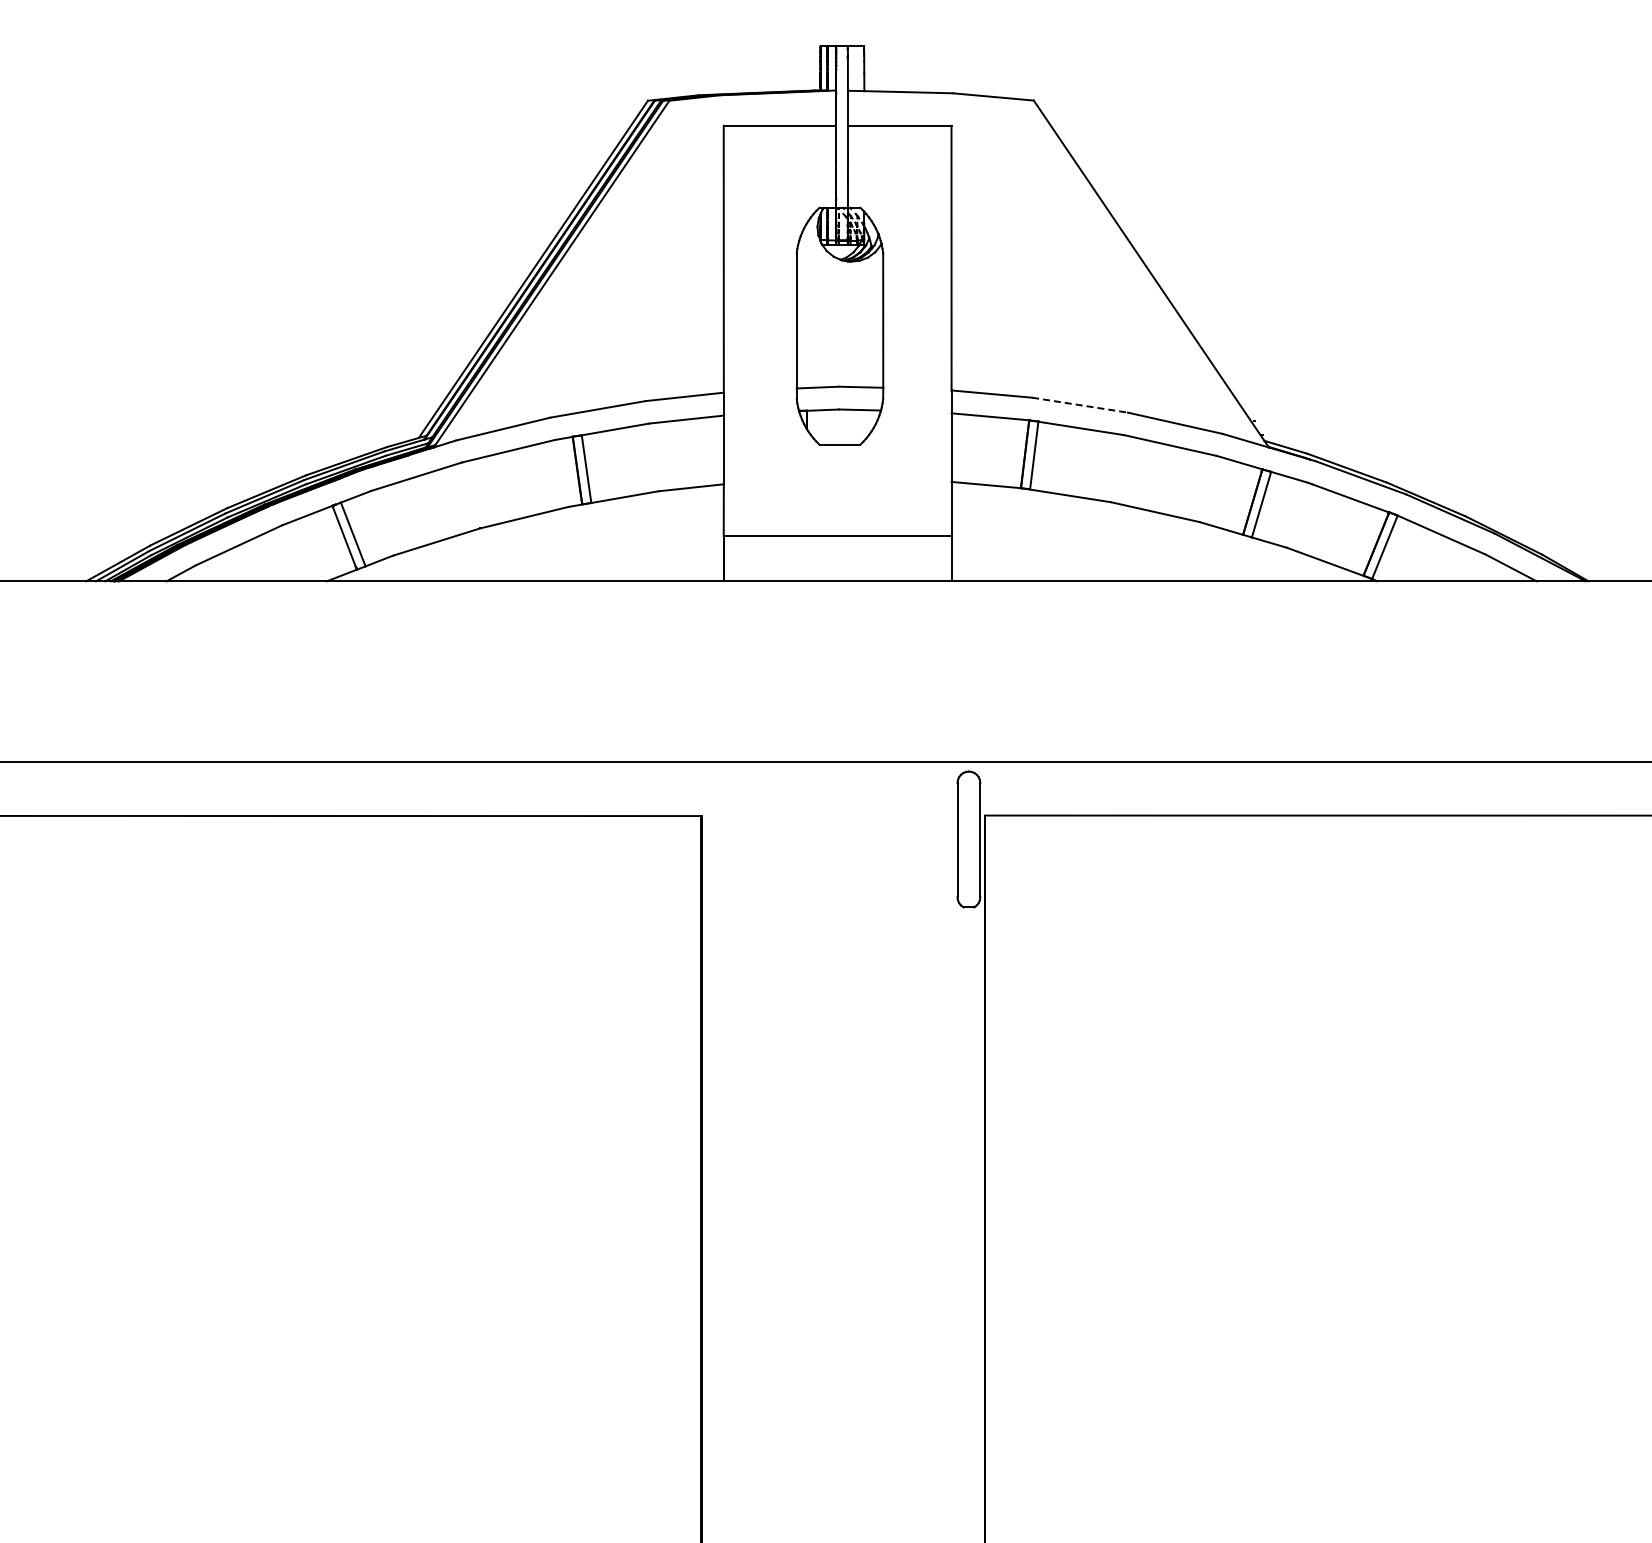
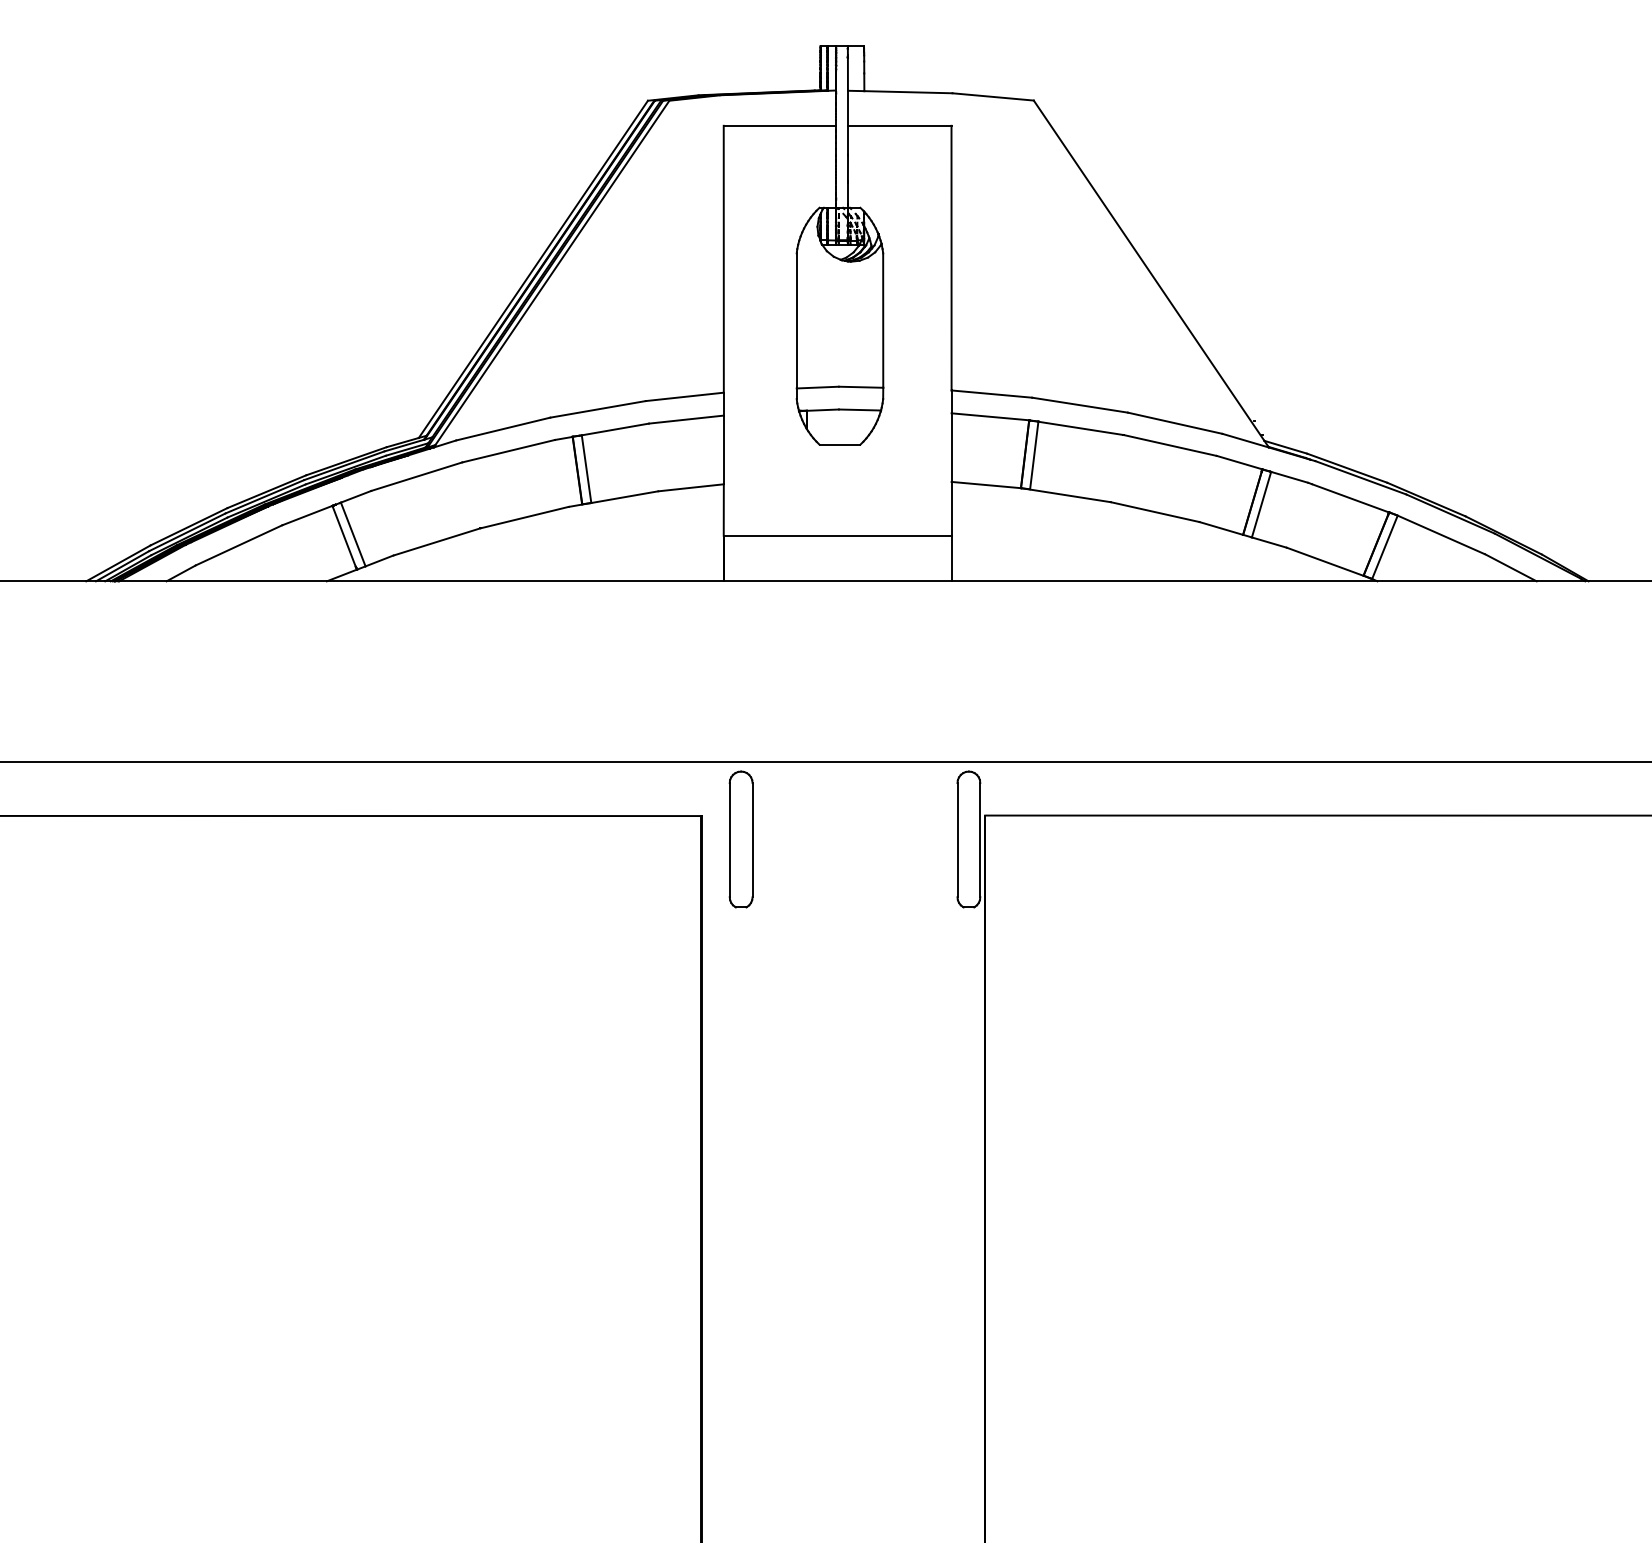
line: dashed -> solid (1080, 405)
part: none -> present (740, 839)
